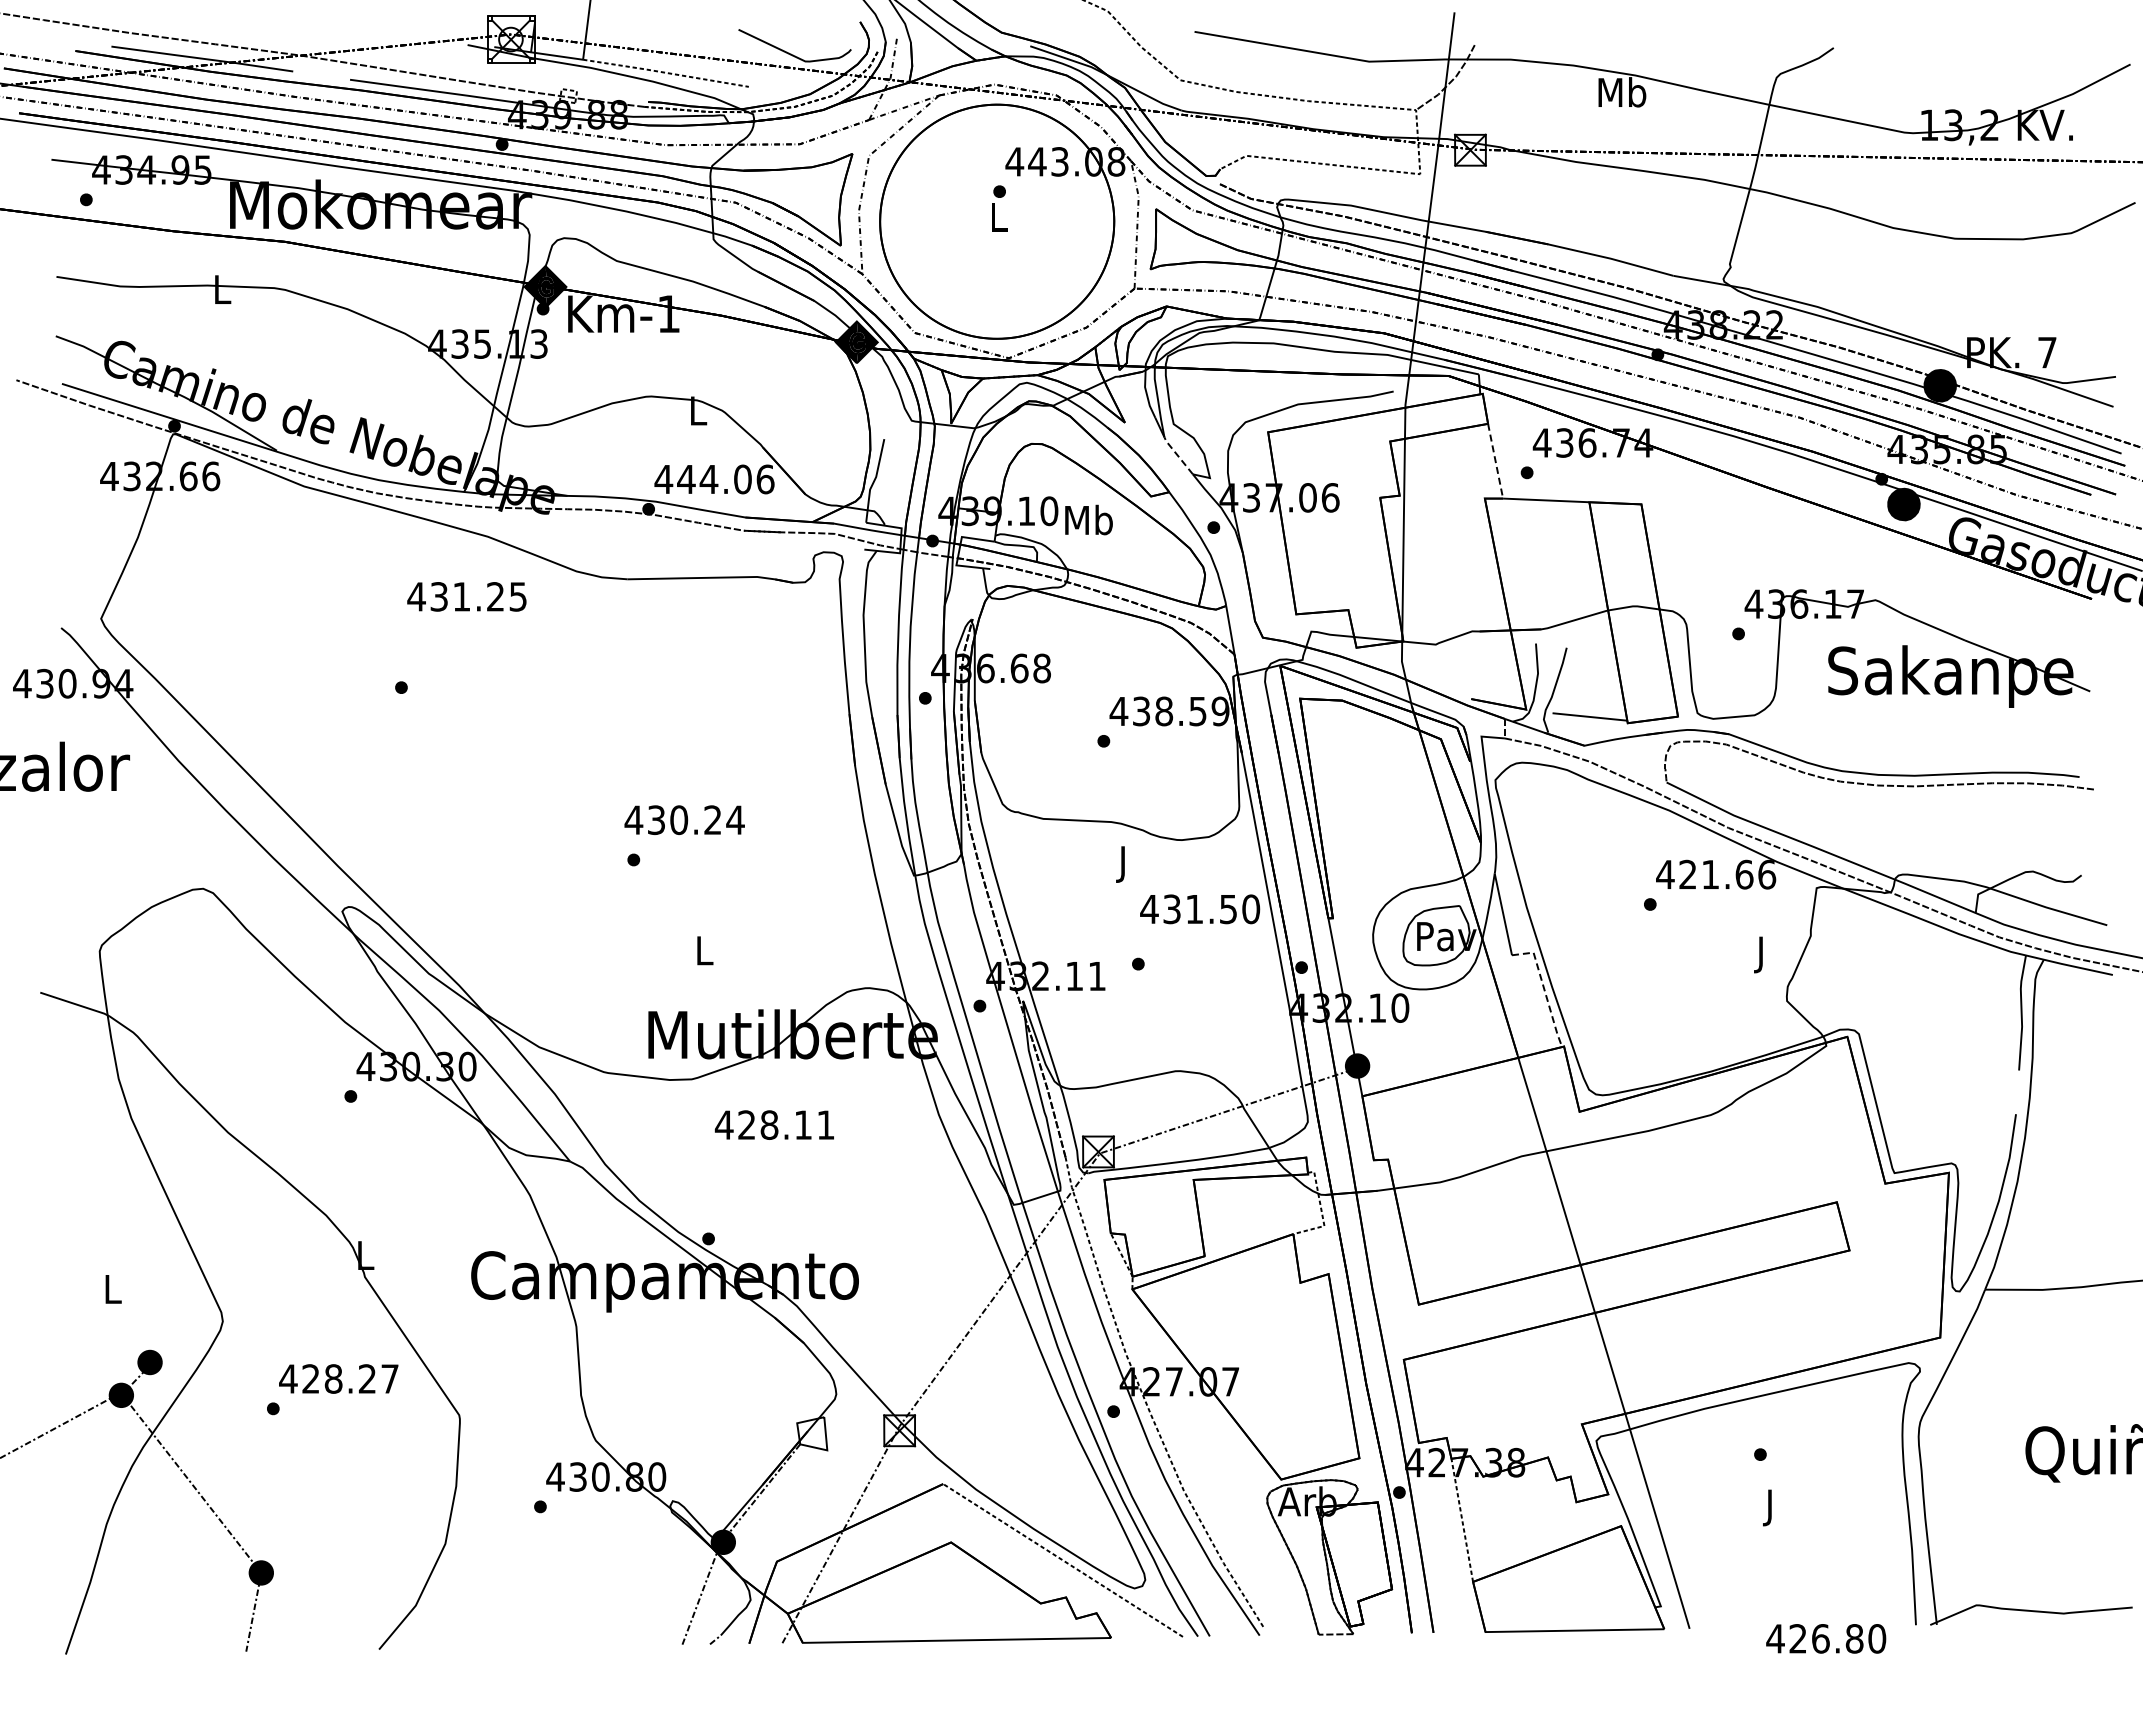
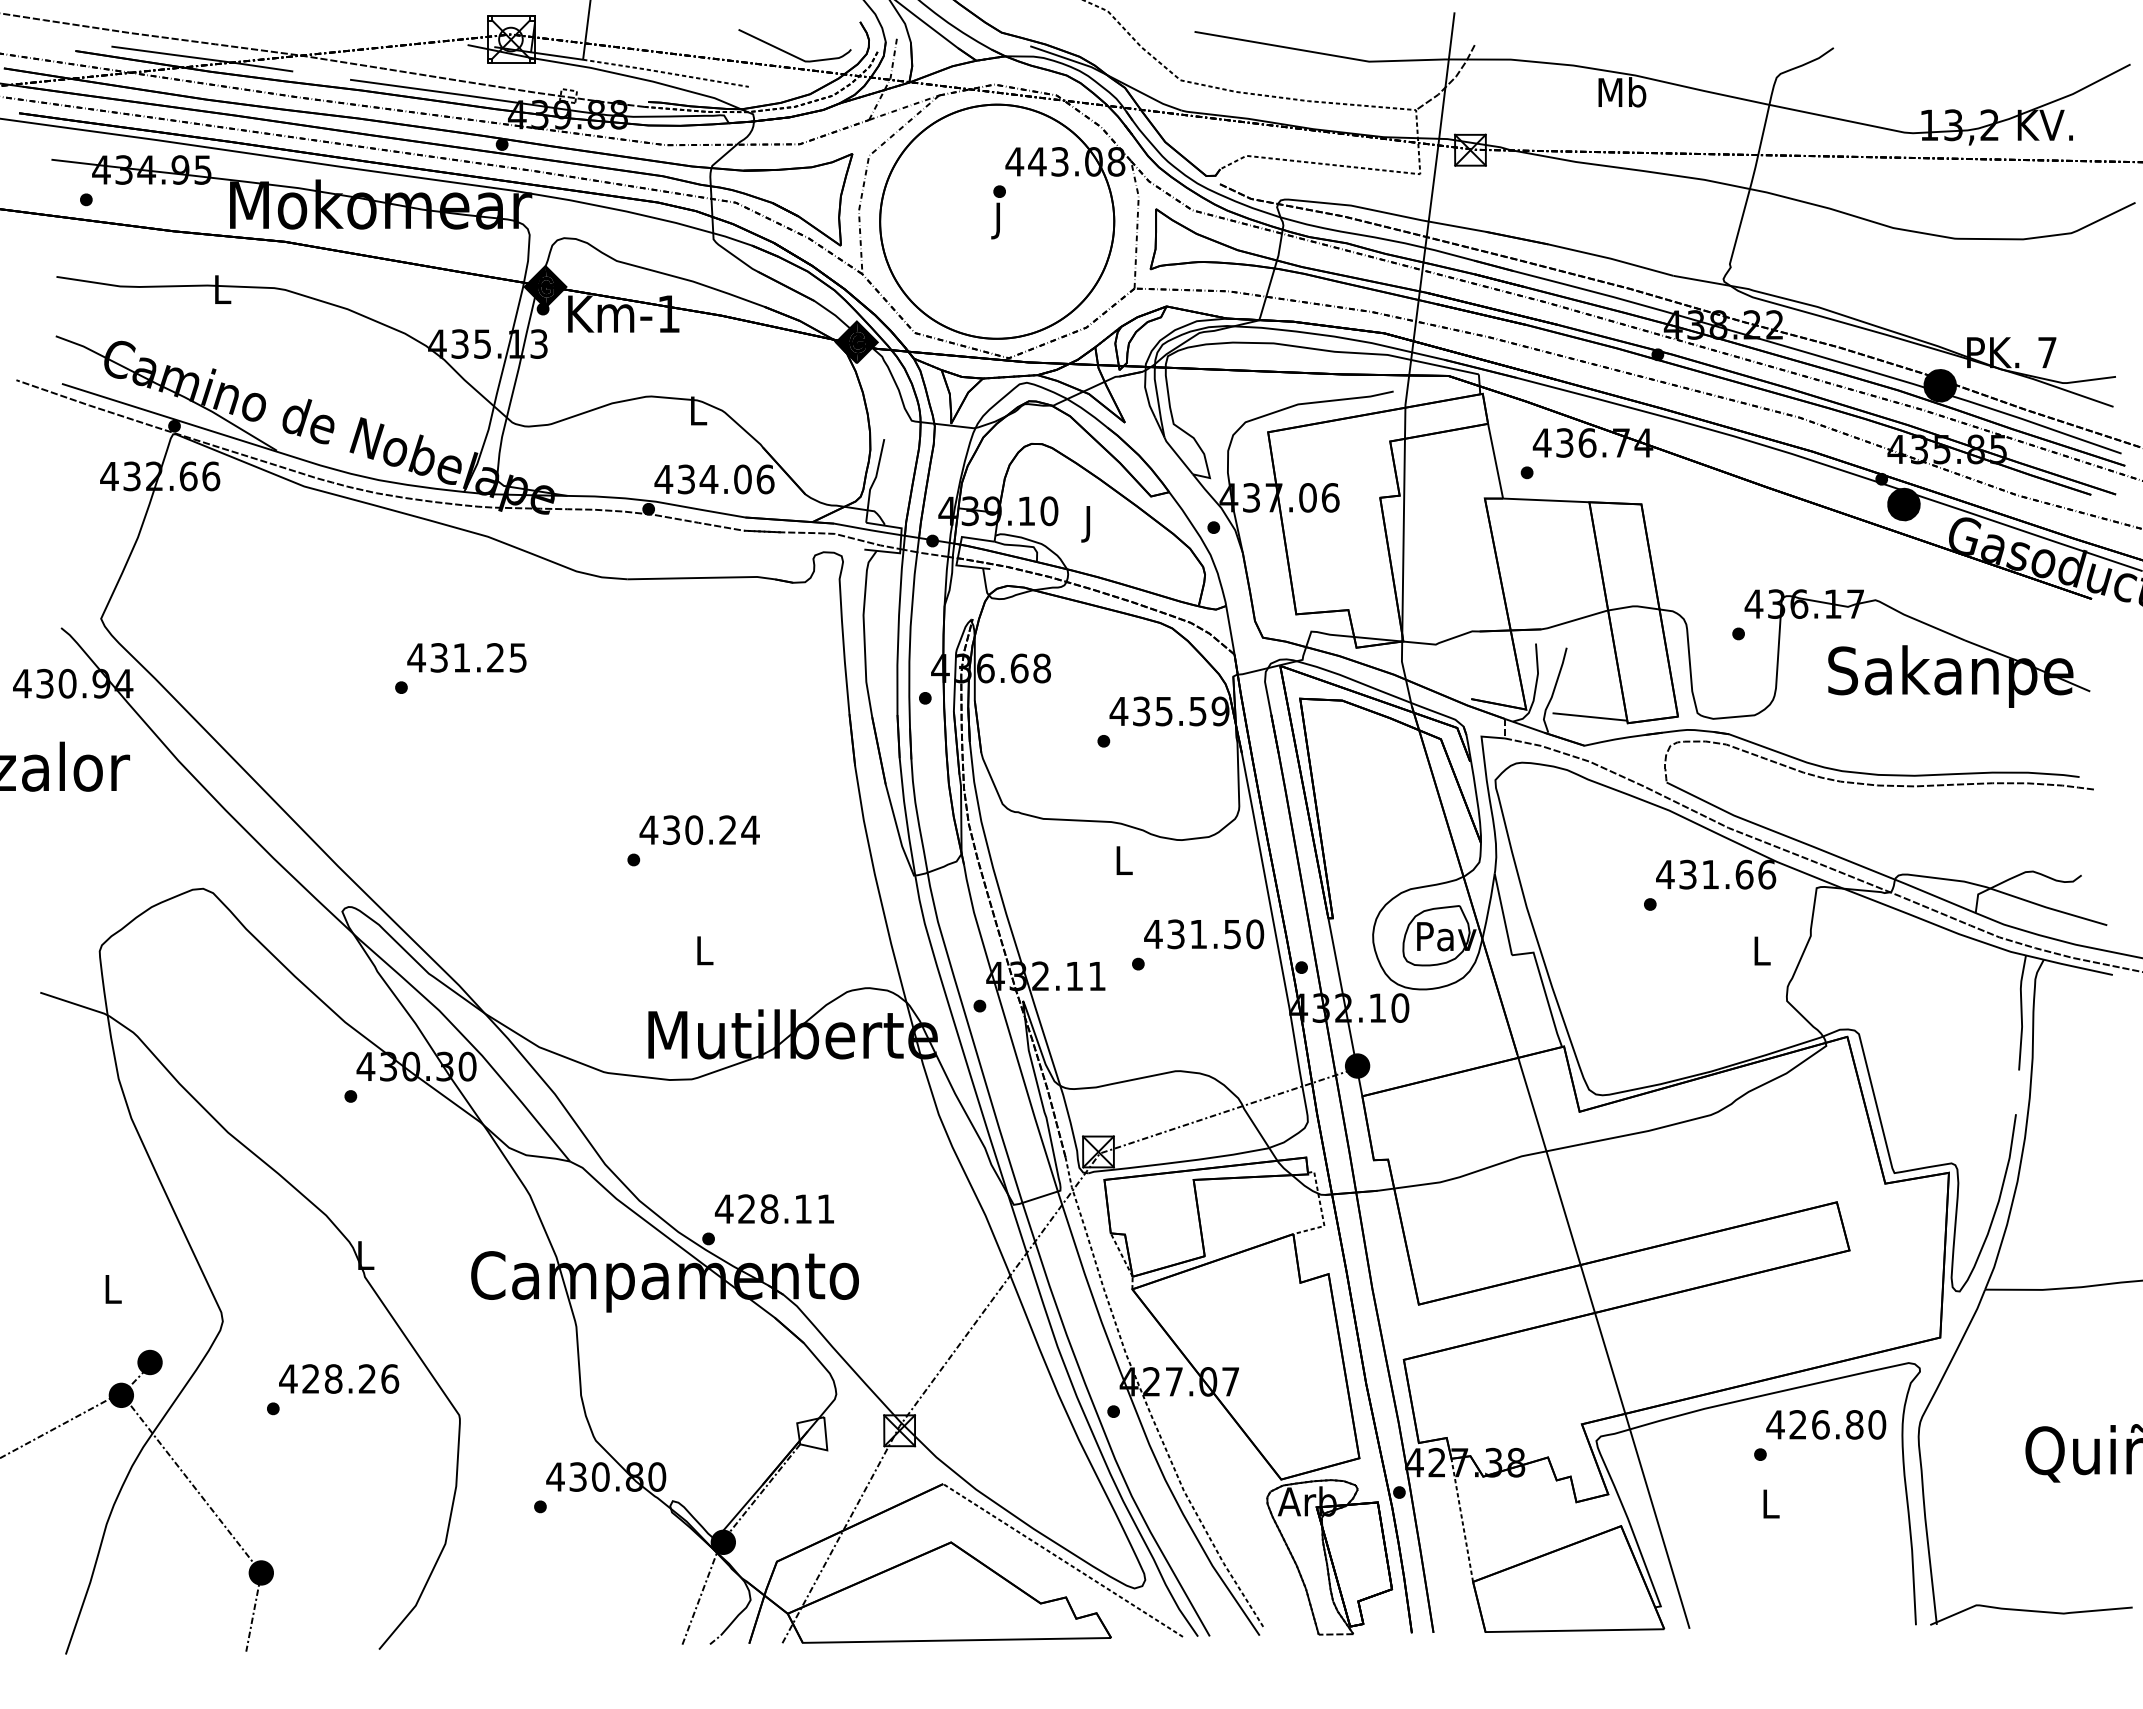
text: L -> J (999, 220)
line: dashed -> solid (1177, 455)
line: dashed -> solid (1495, 461)
text: 444.06 -> 434.06 (686, 479)
text: Mb -> J (1088, 523)
text position: (466, 596) -> (466, 657) (466, 657)
text: 438.59 -> 435.59 (1164, 711)
text position: (684, 819) -> (699, 829) (699, 829)
text: J -> L (1124, 864)
text: 421.66 -> 431.66 (1687, 874)
text position: (1200, 909) -> (1204, 934) (1204, 934)
text: J -> L (1762, 954)
line: dashed -> solid (1544, 989)
text position: (773, 1124) -> (773, 1208) (773, 1208)
text: 428.27 -> 428.26 (390, 1378)
text: J -> L (1771, 1507)
text position: (1826, 1638) -> (1826, 1424) (1826, 1424)
